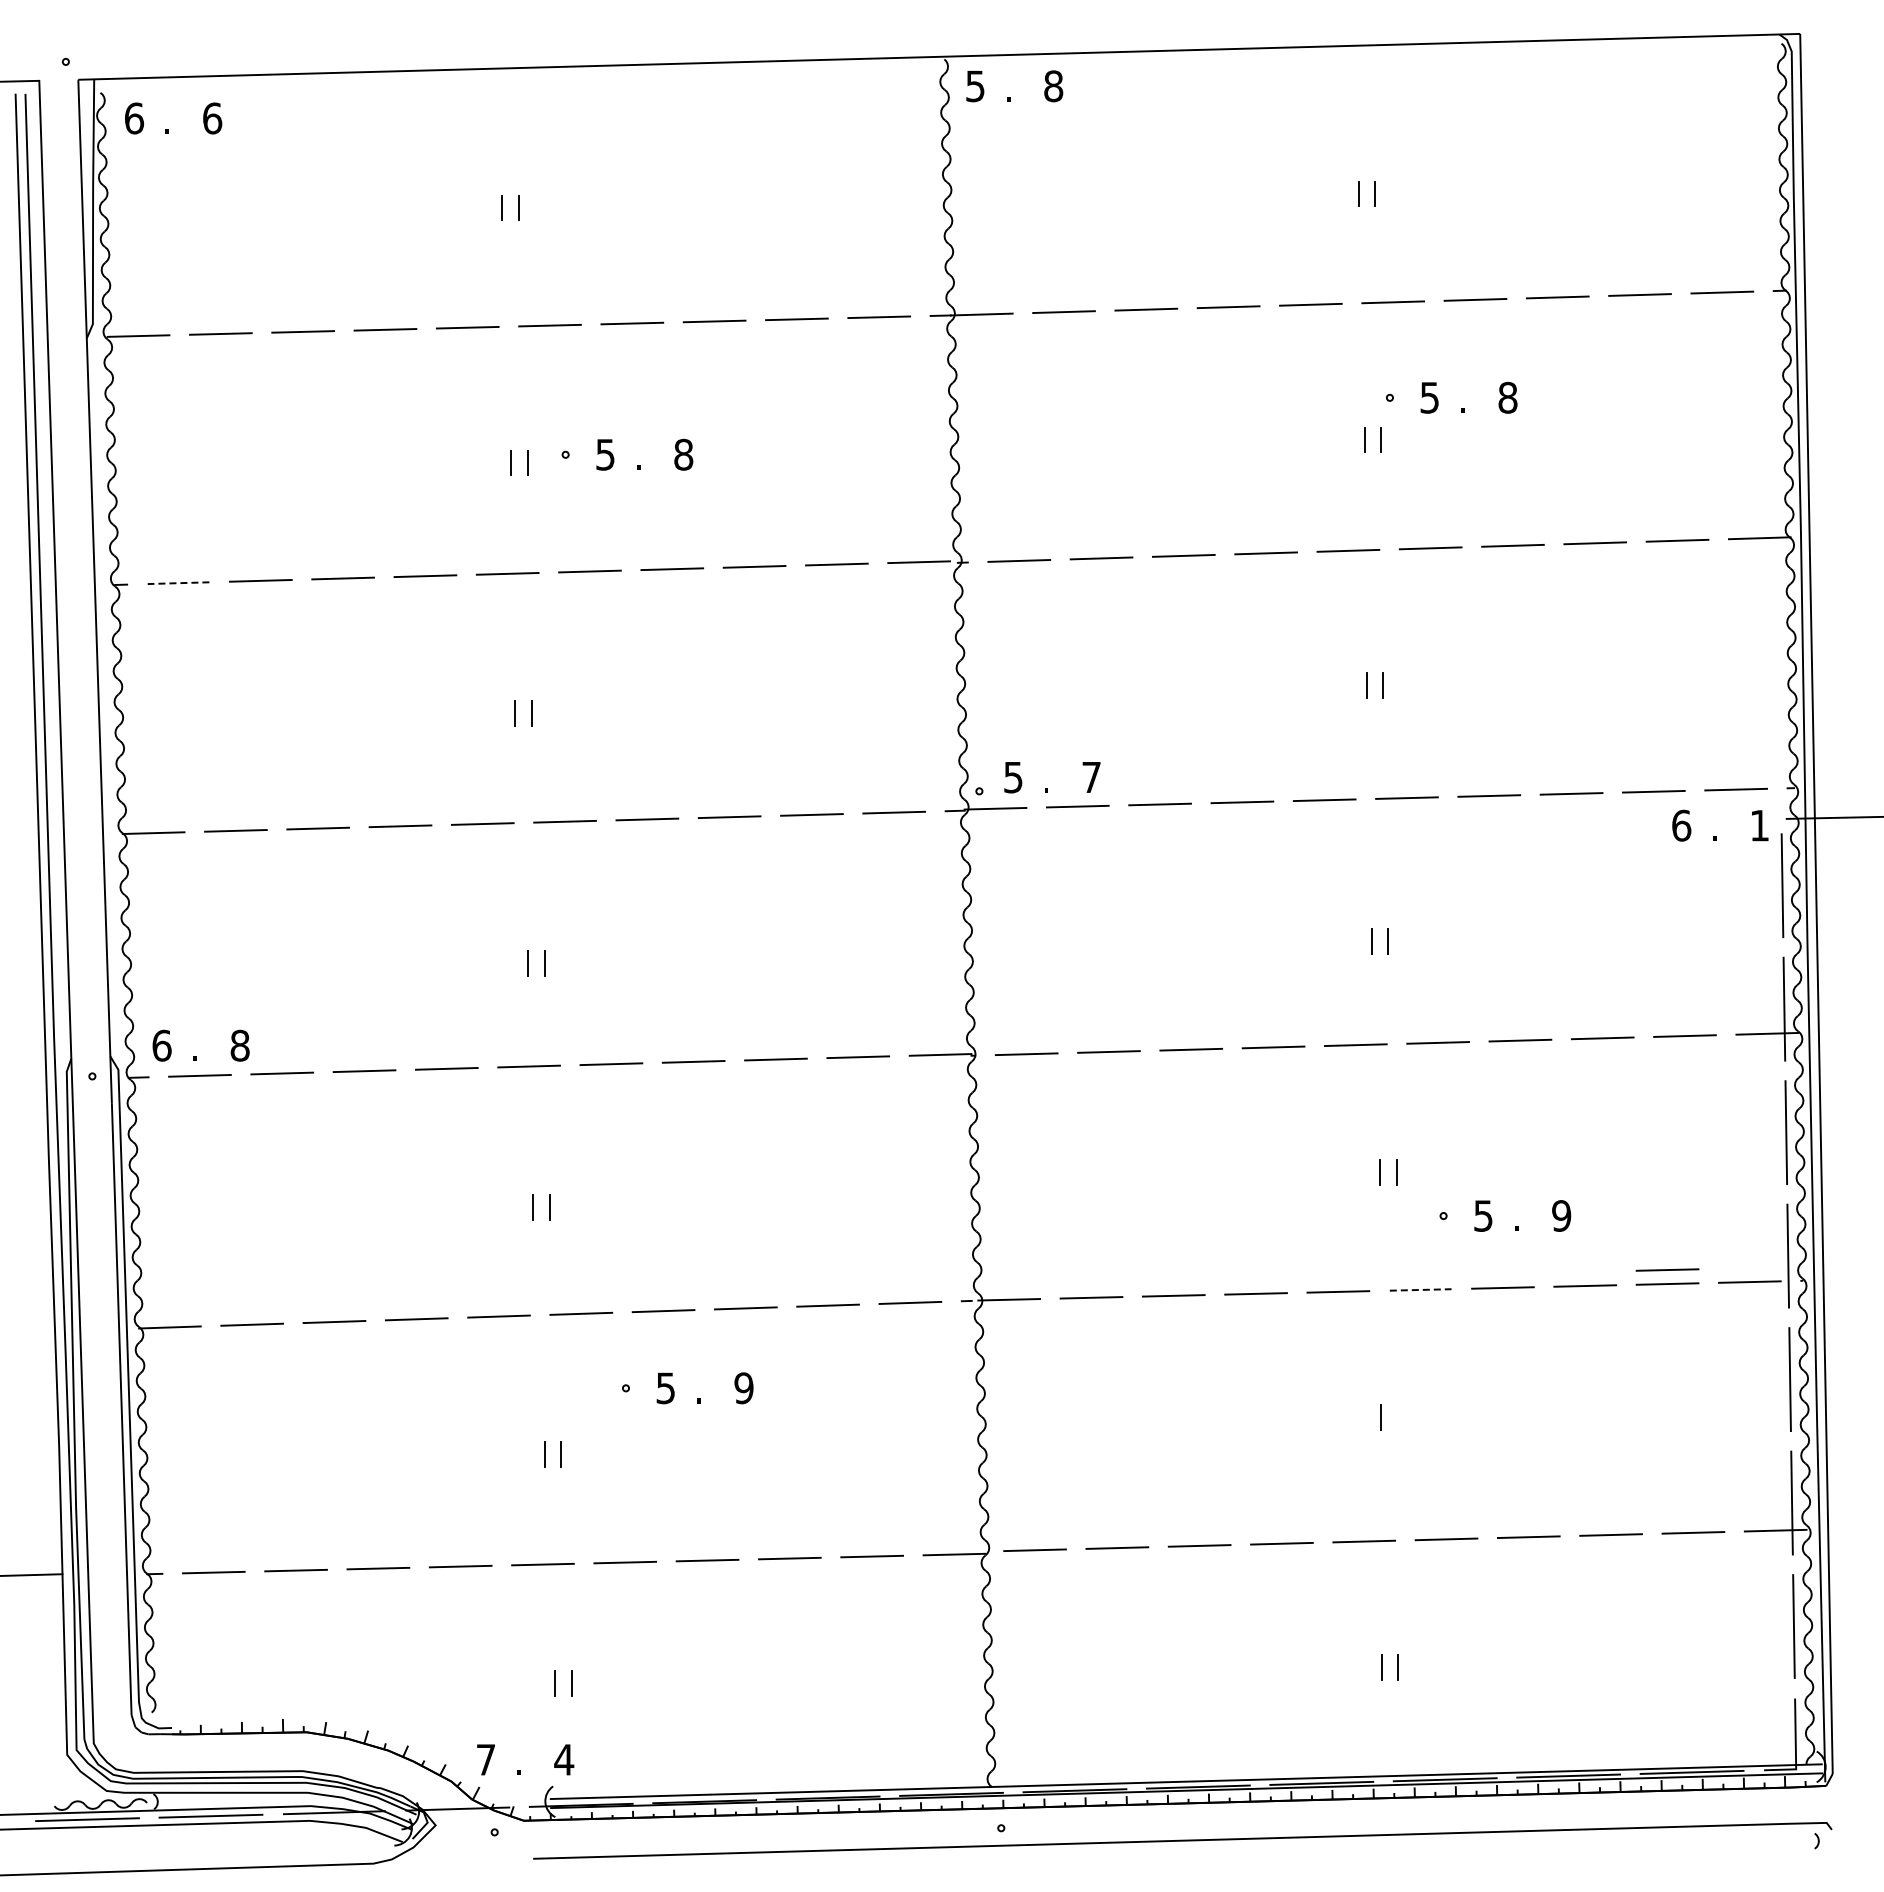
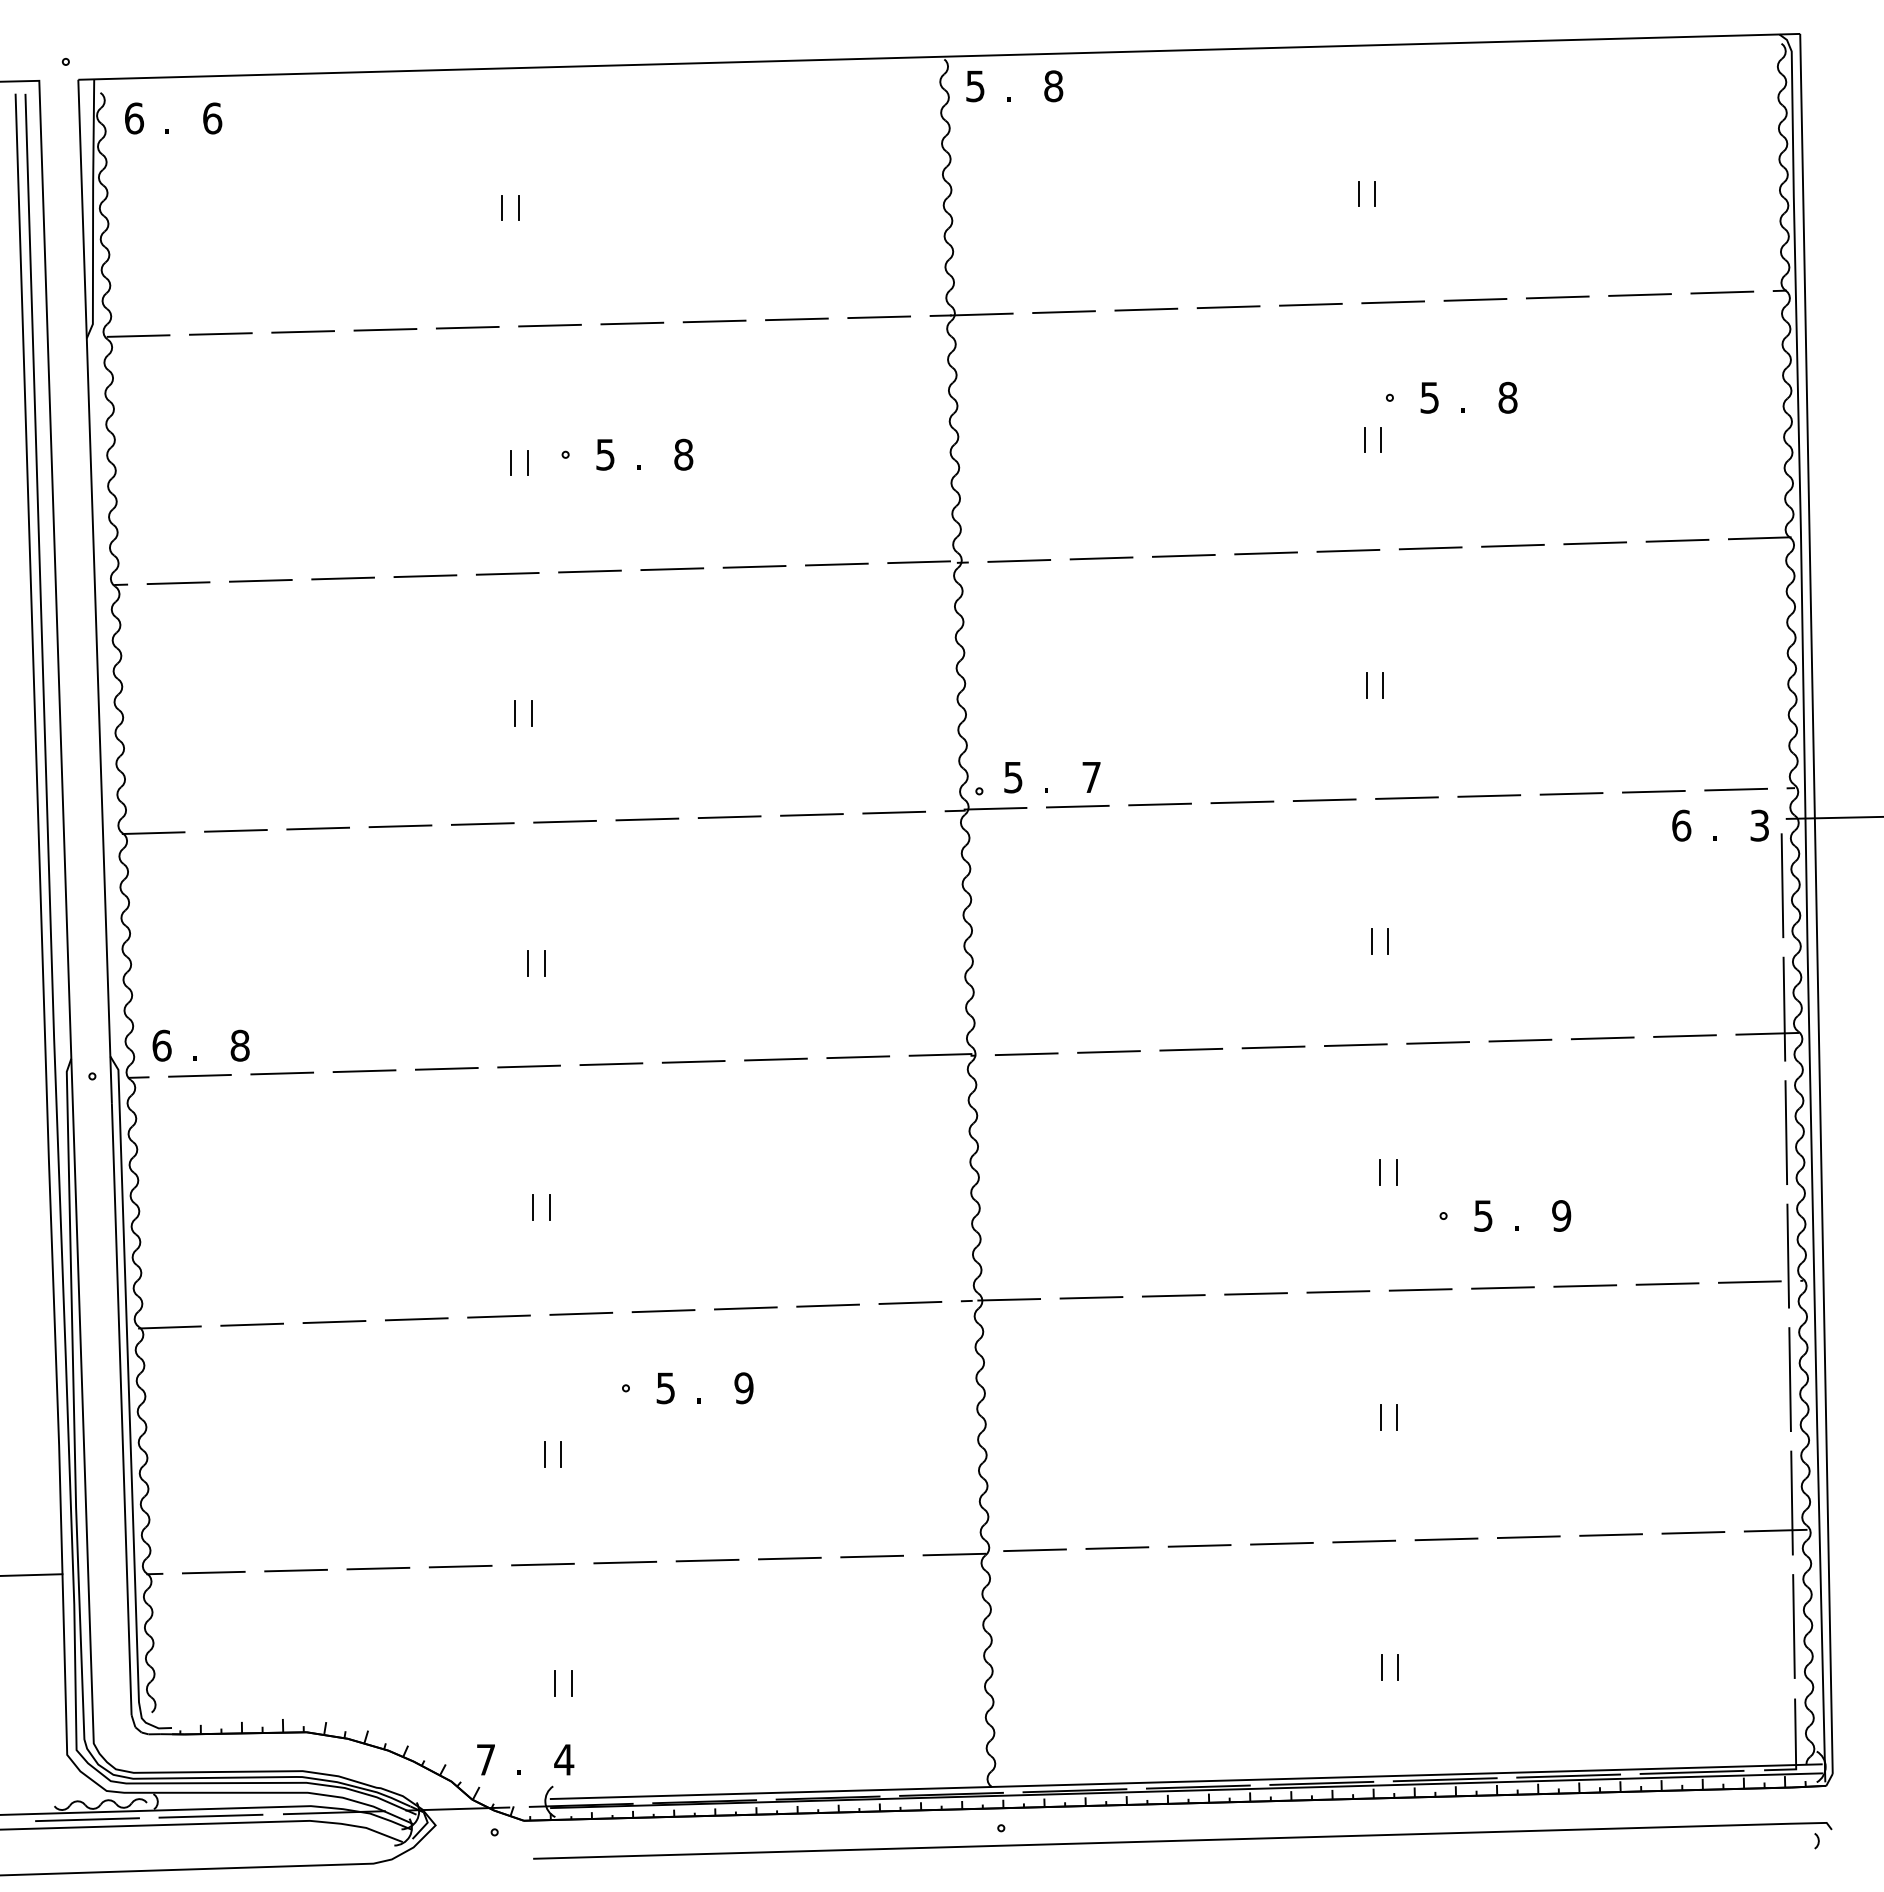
line: dashed -> solid (178, 583)
text: 1 -> 3 (1759, 825)
line: present -> none (1667, 1269)
line: dashed -> solid (1420, 1289)
line: none -> present (1397, 1417)
